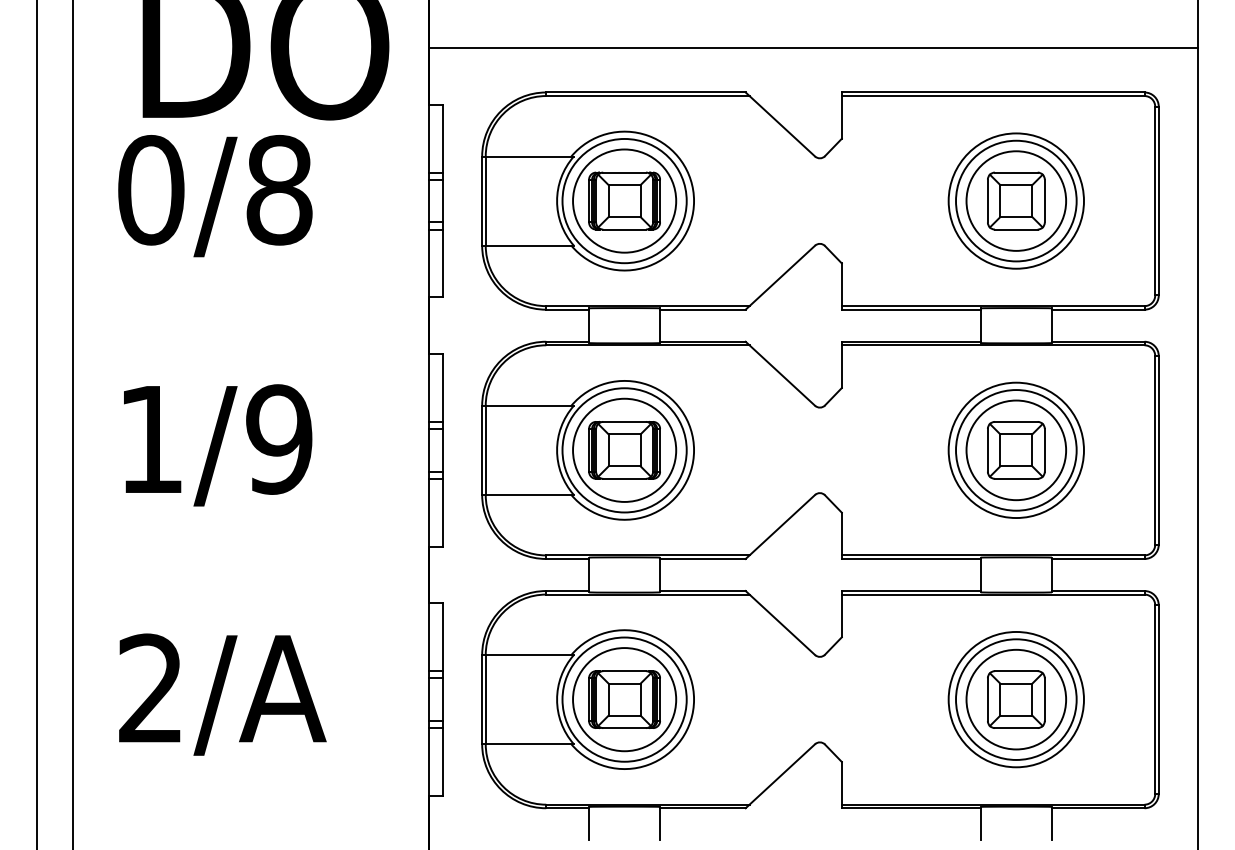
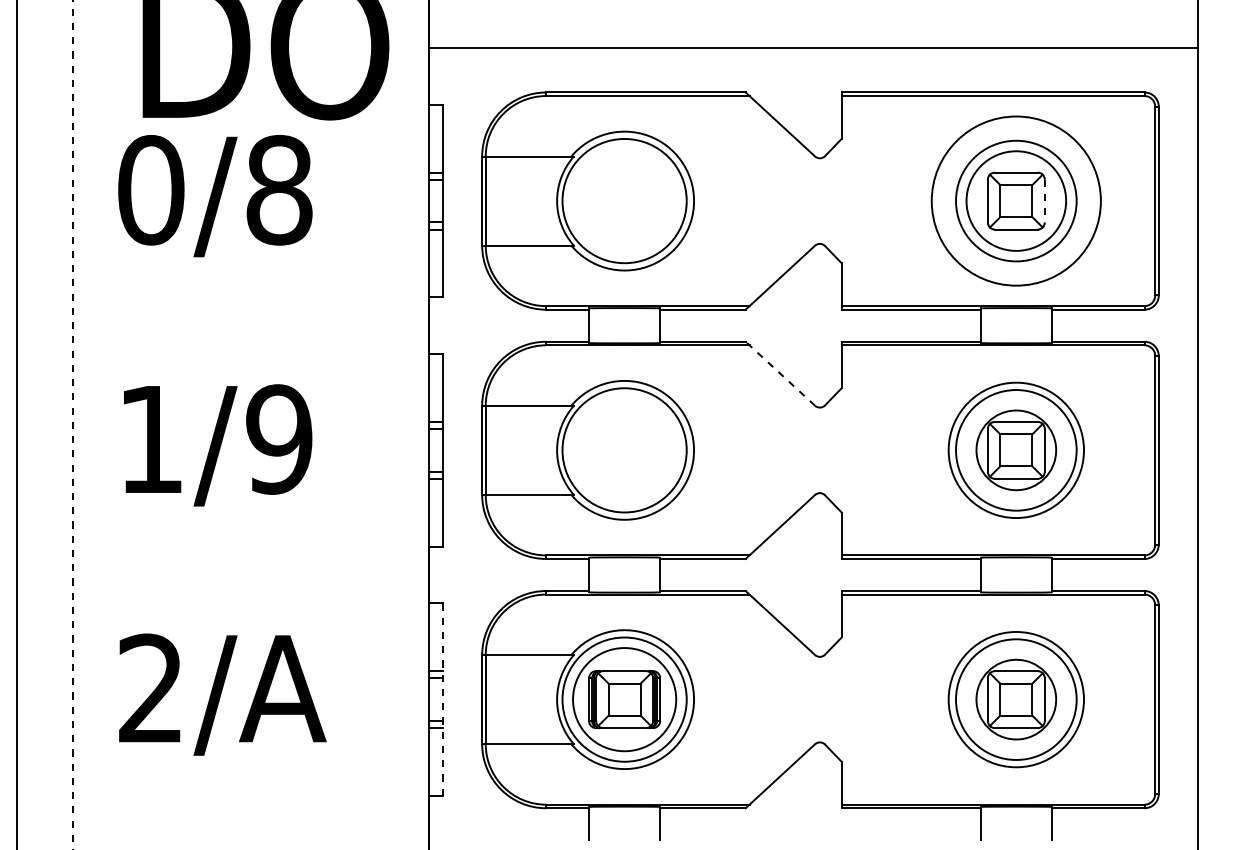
part: present -> none (624, 200)
circle diameter: 135 px -> 169 px (1015, 200)
line: solid -> dashed (1044, 201)
line: solid -> dashed (780, 373)
line position: (37, 424) -> (17, 424) (17, 424)
line: solid -> dashed (72, 425)
part: present -> none (624, 449)
circle diameter: 100 px -> 80 px (1016, 450)
circle diameter: 100 px -> 80 px (1016, 699)
line: solid -> dashed (443, 700)
